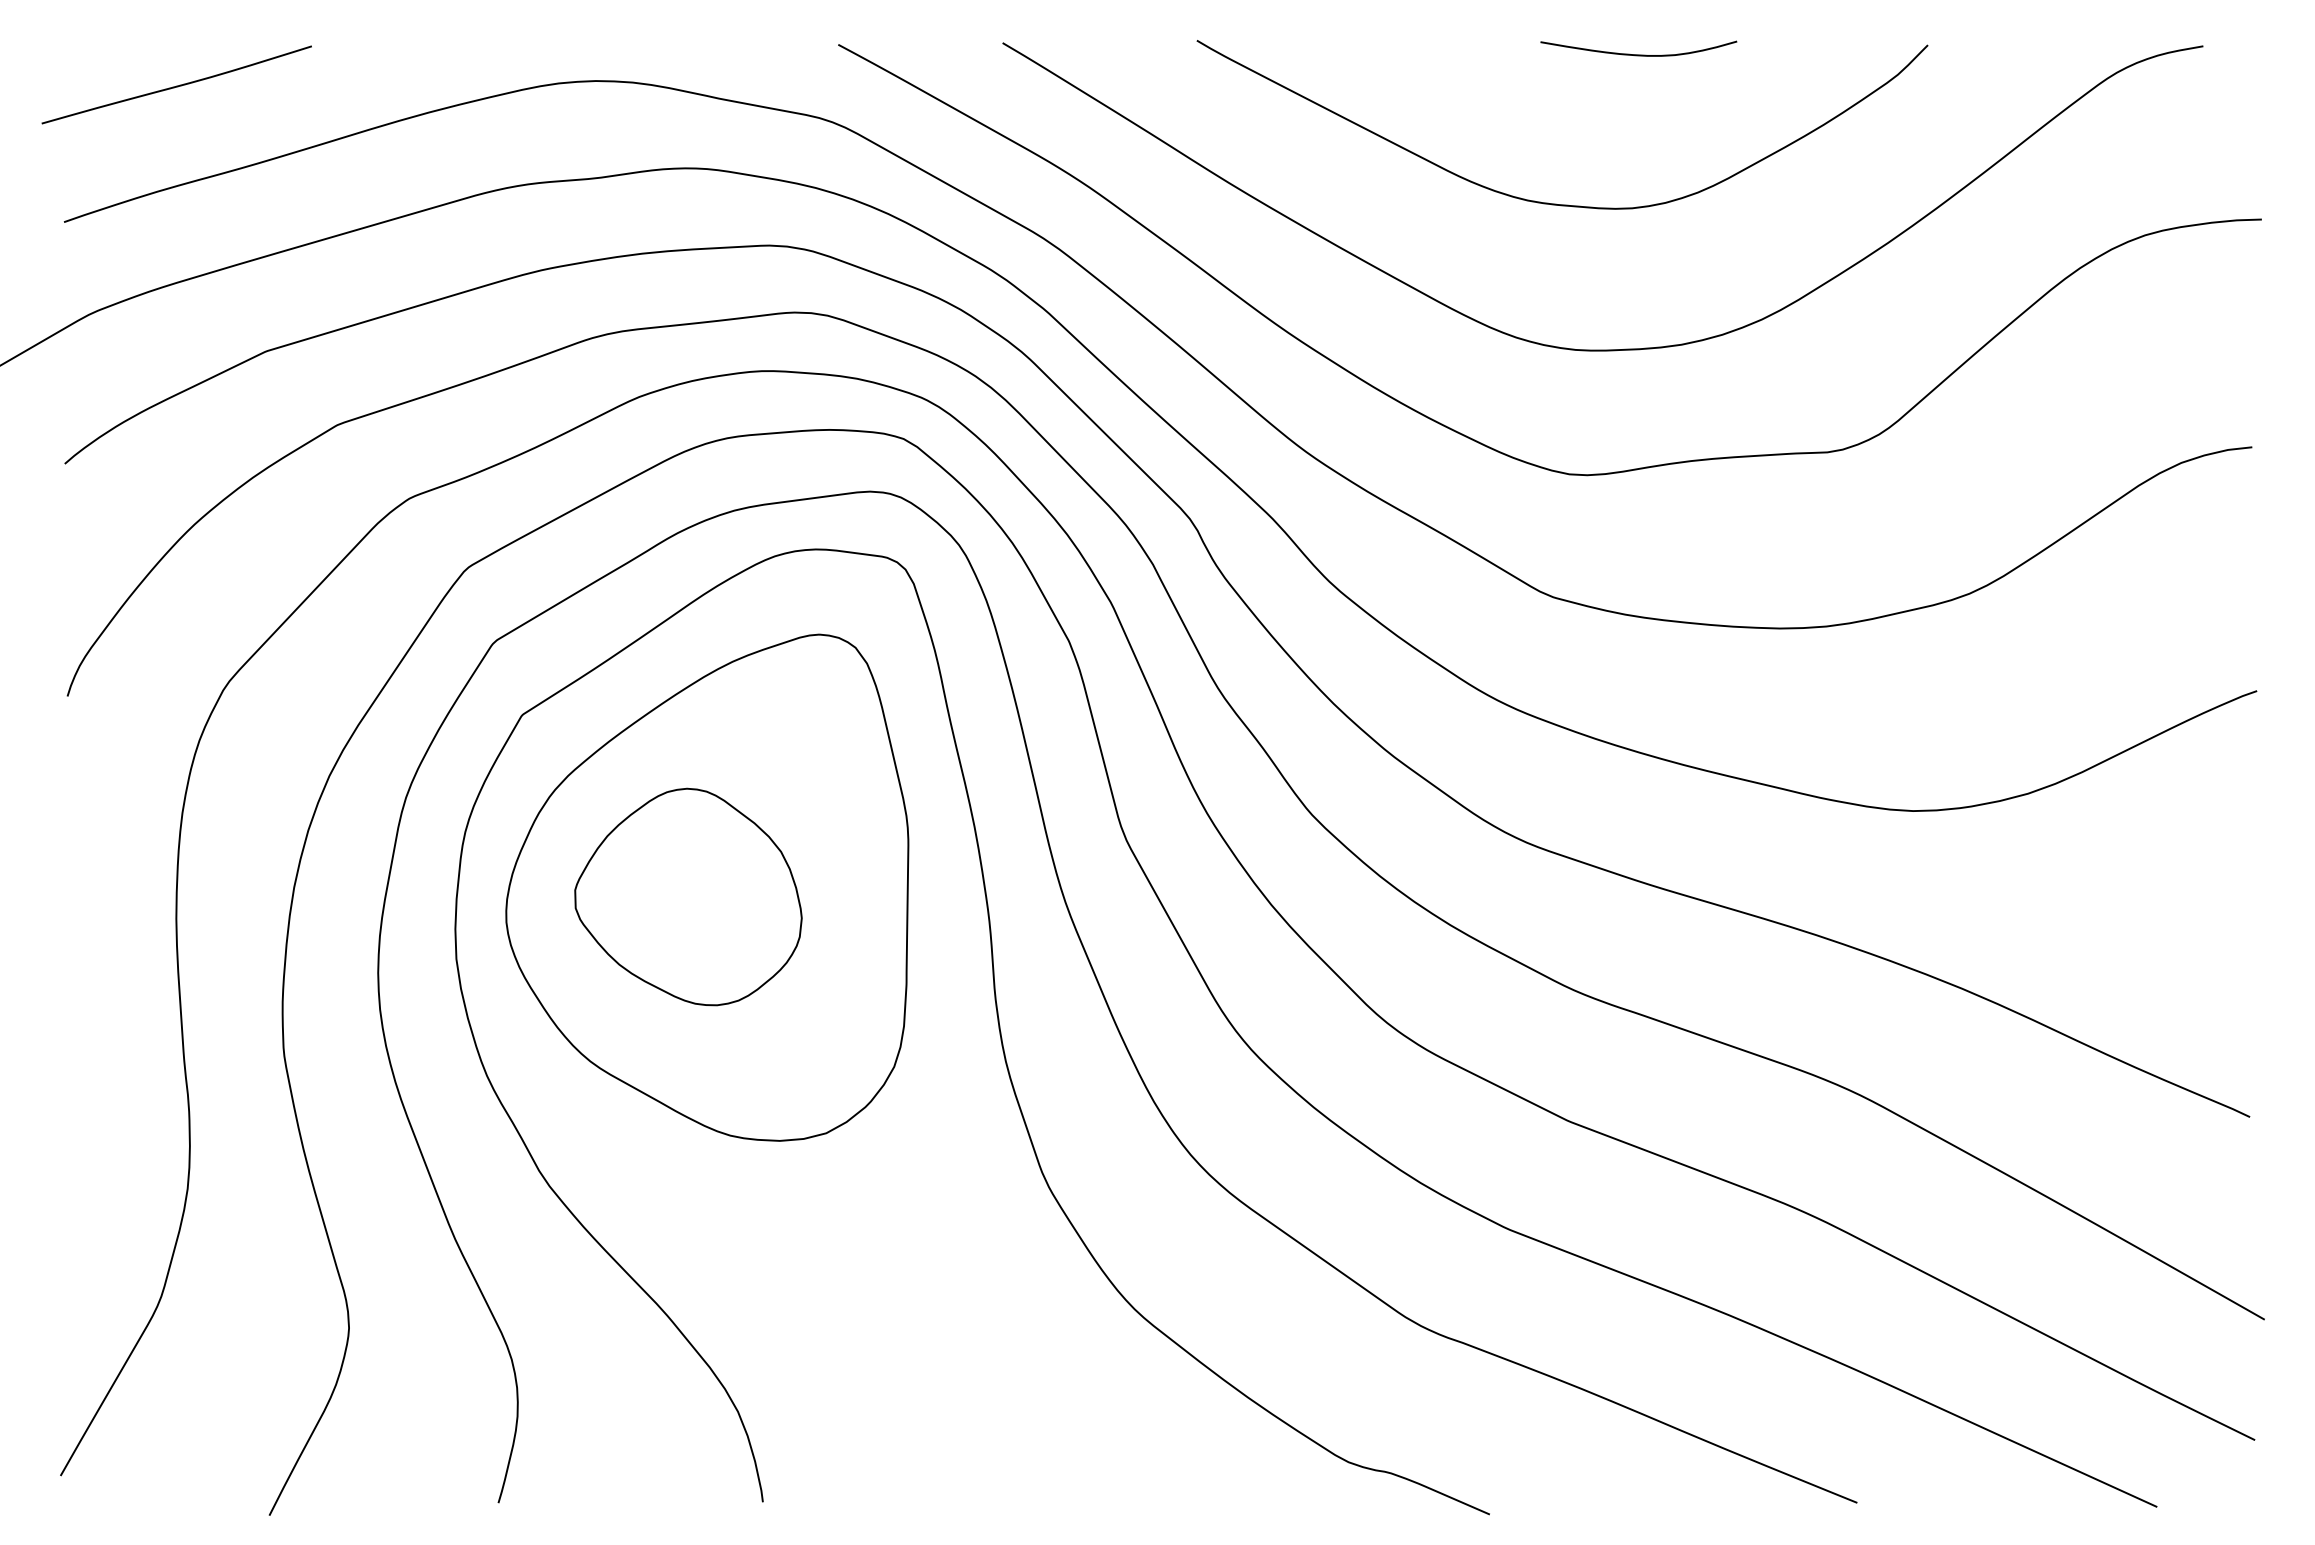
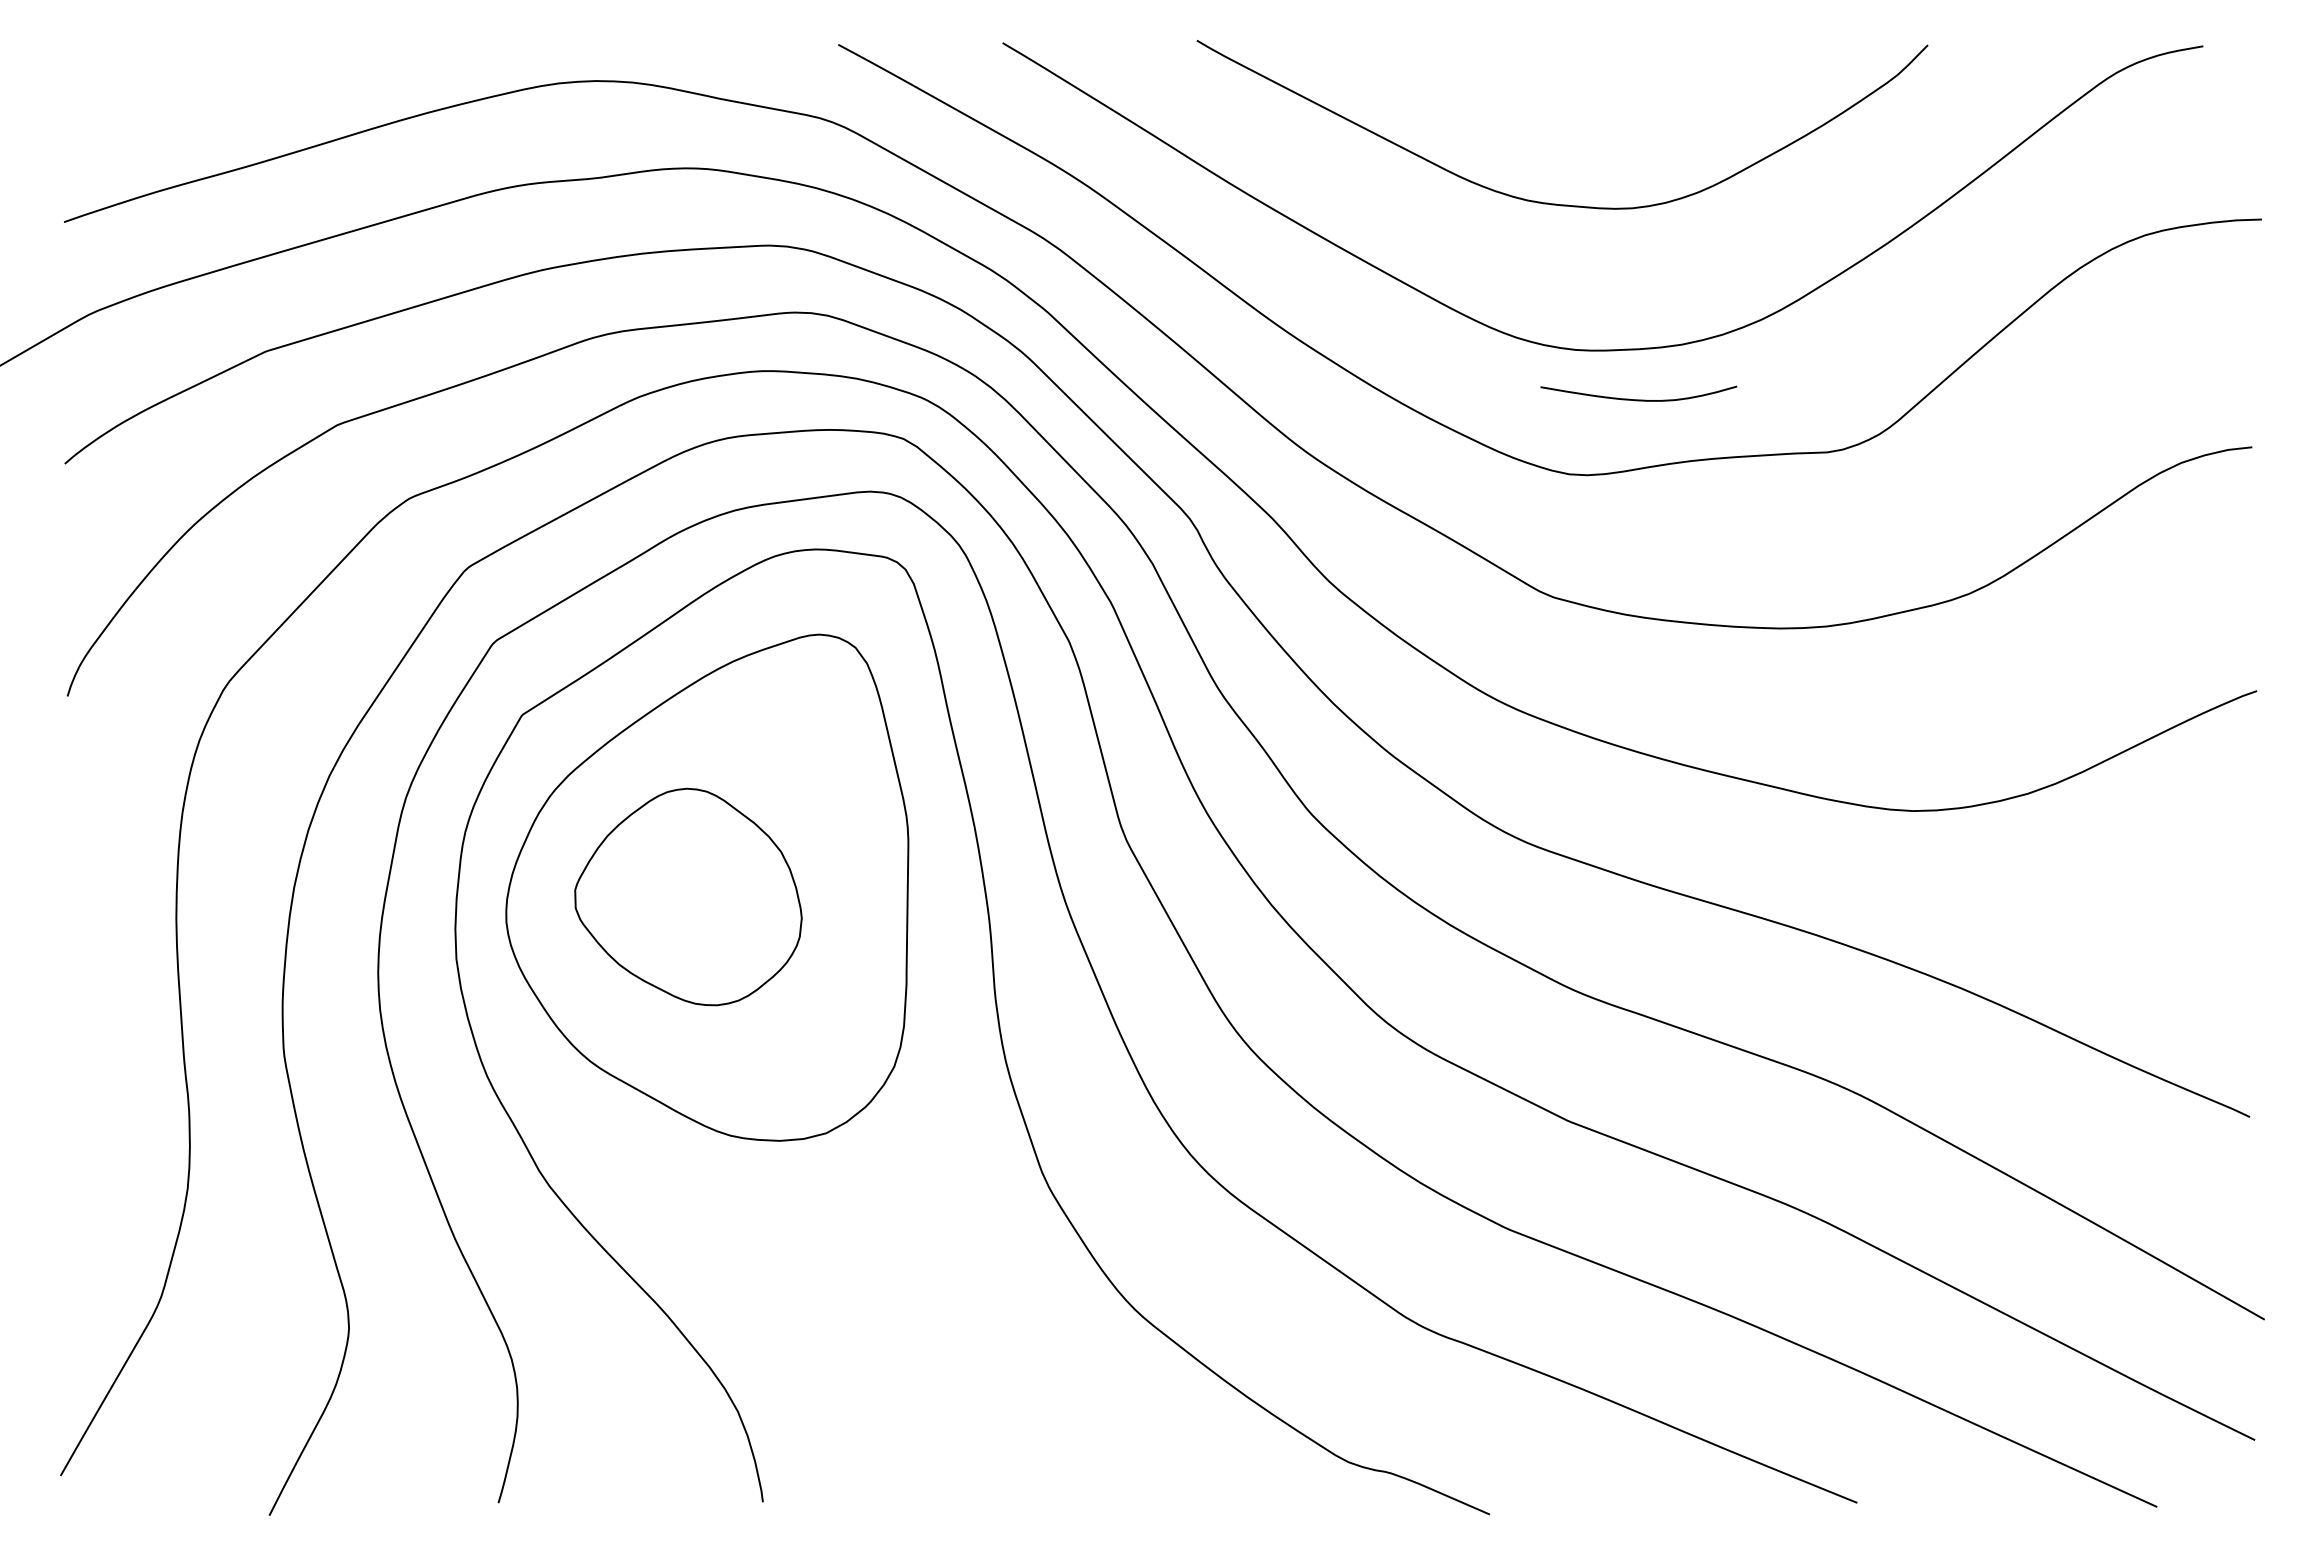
curve position: (1638, 54) -> (1638, 399) (1638, 399)
curve: present -> none (176, 85)
